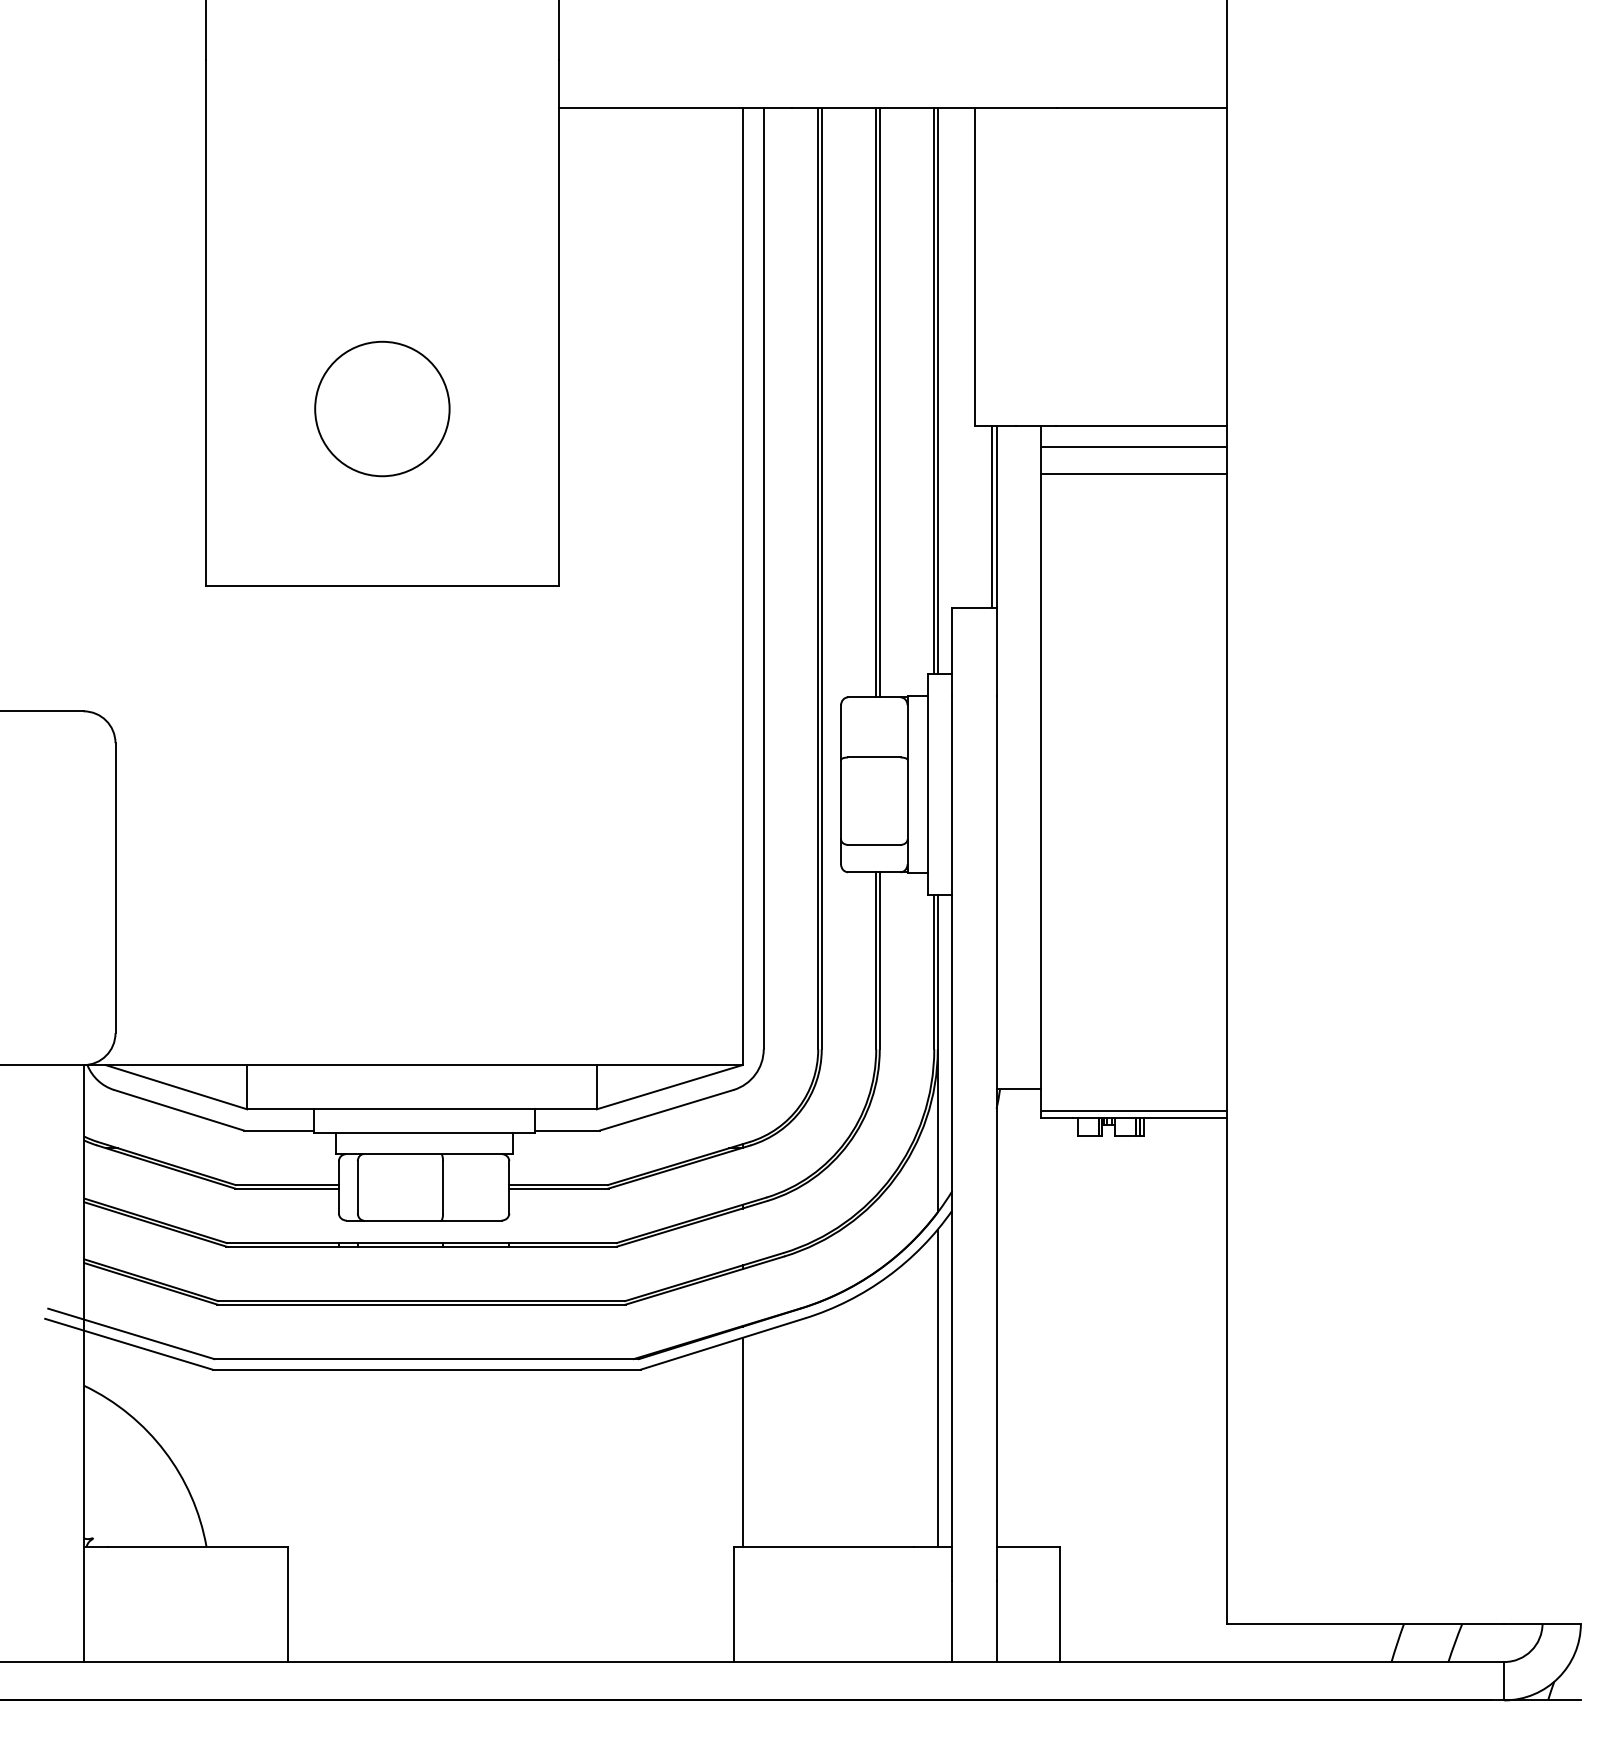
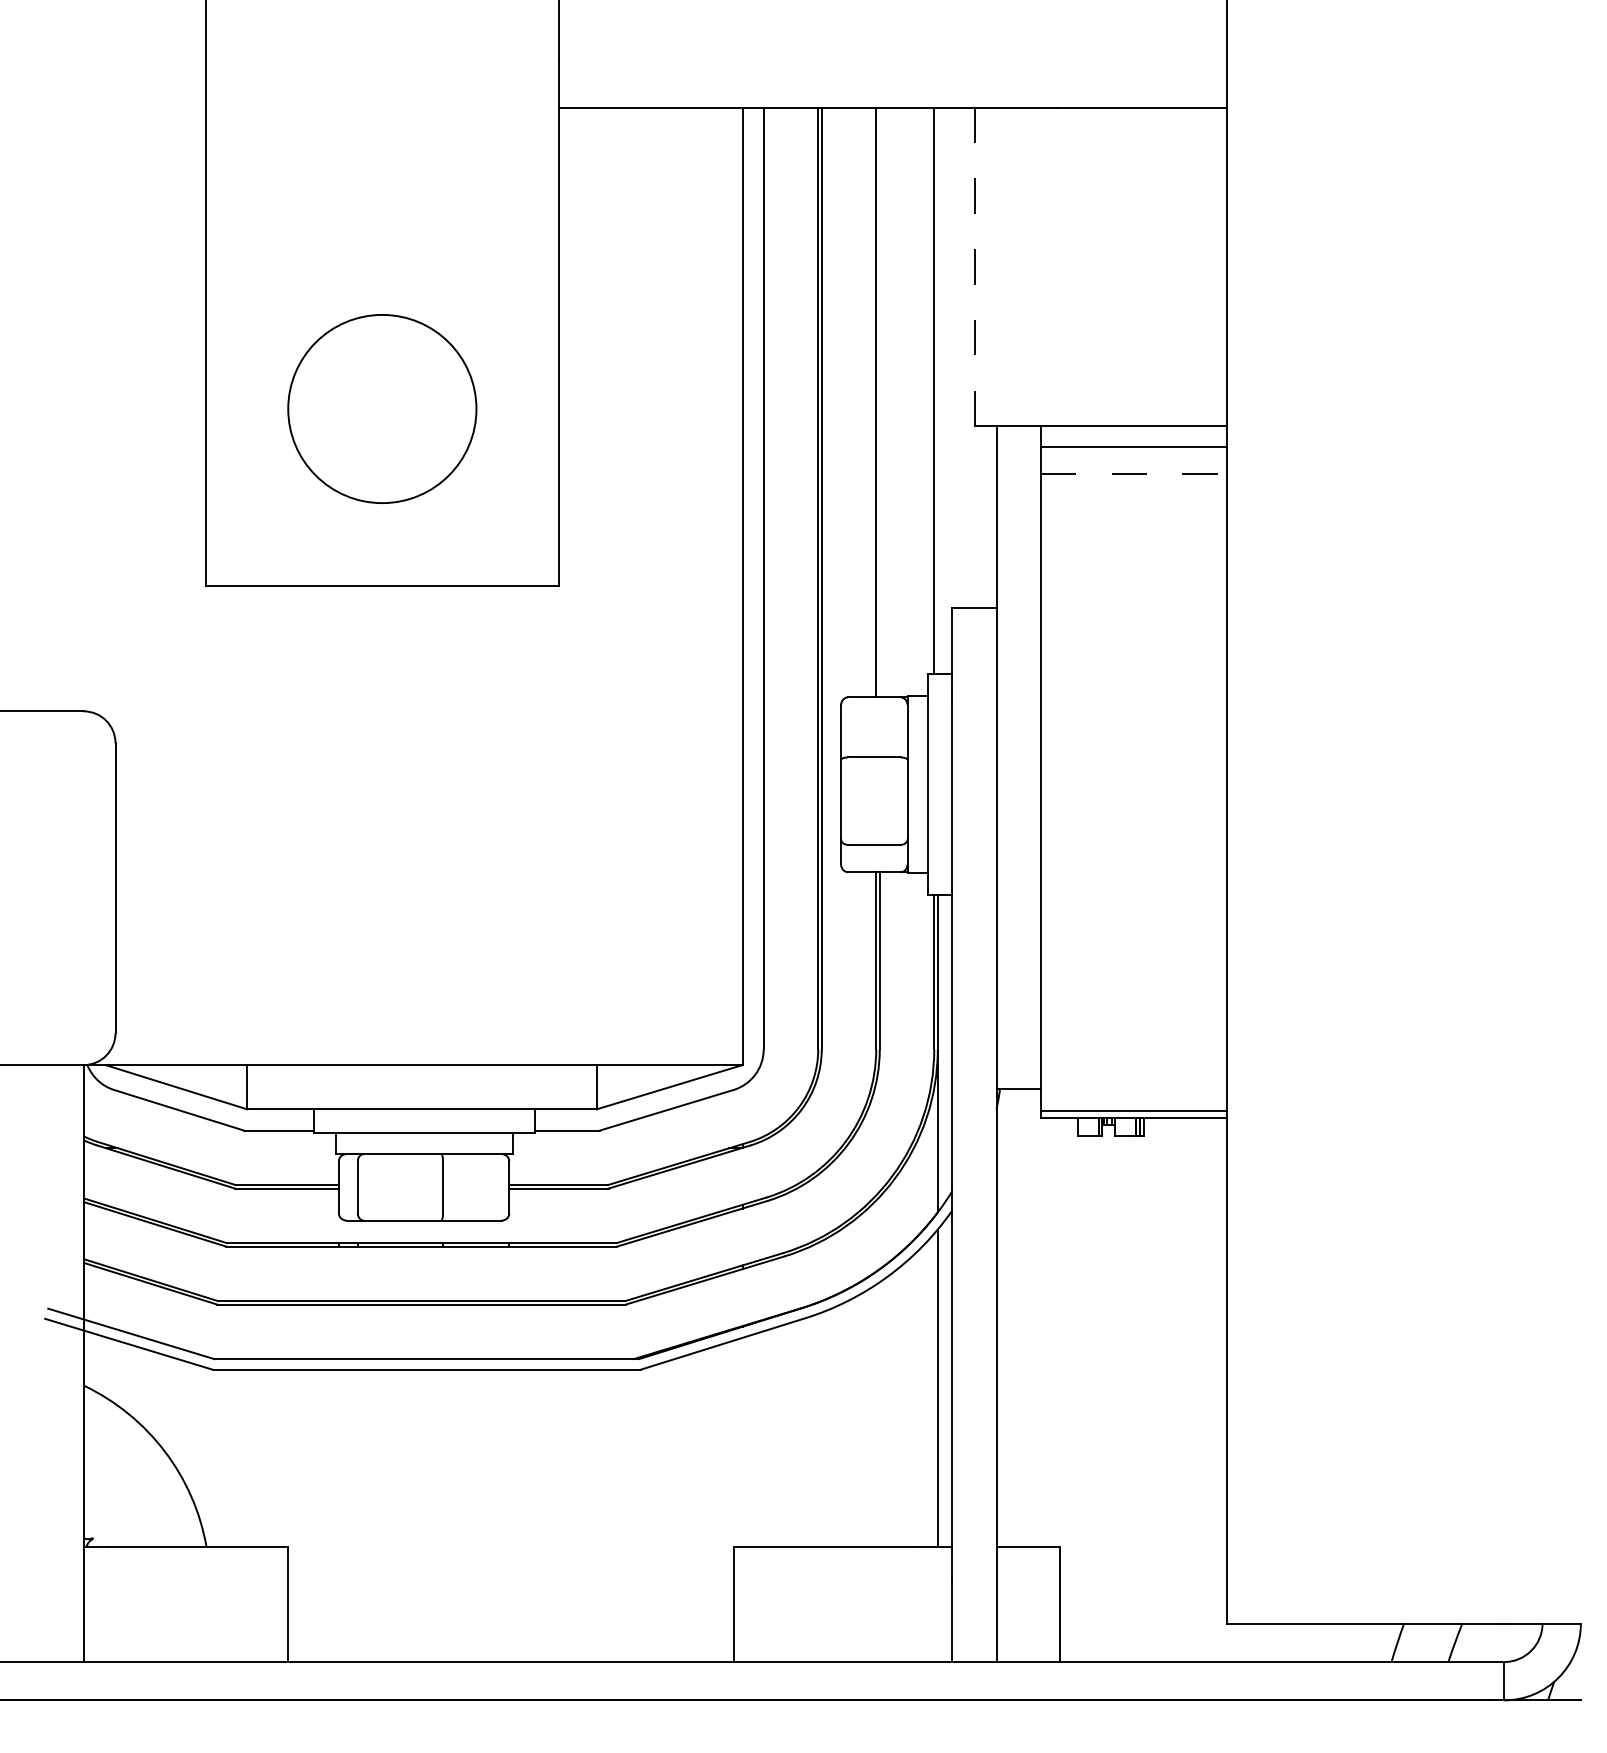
line: solid -> dashed (975, 267)
line: present -> none (937, 390)
line: present -> none (879, 402)
circle size: 137x138 px -> 191x190 px (382, 408)
line: solid -> dashed (1134, 474)
line: present -> none (992, 516)
line: present -> none (742, 1441)
